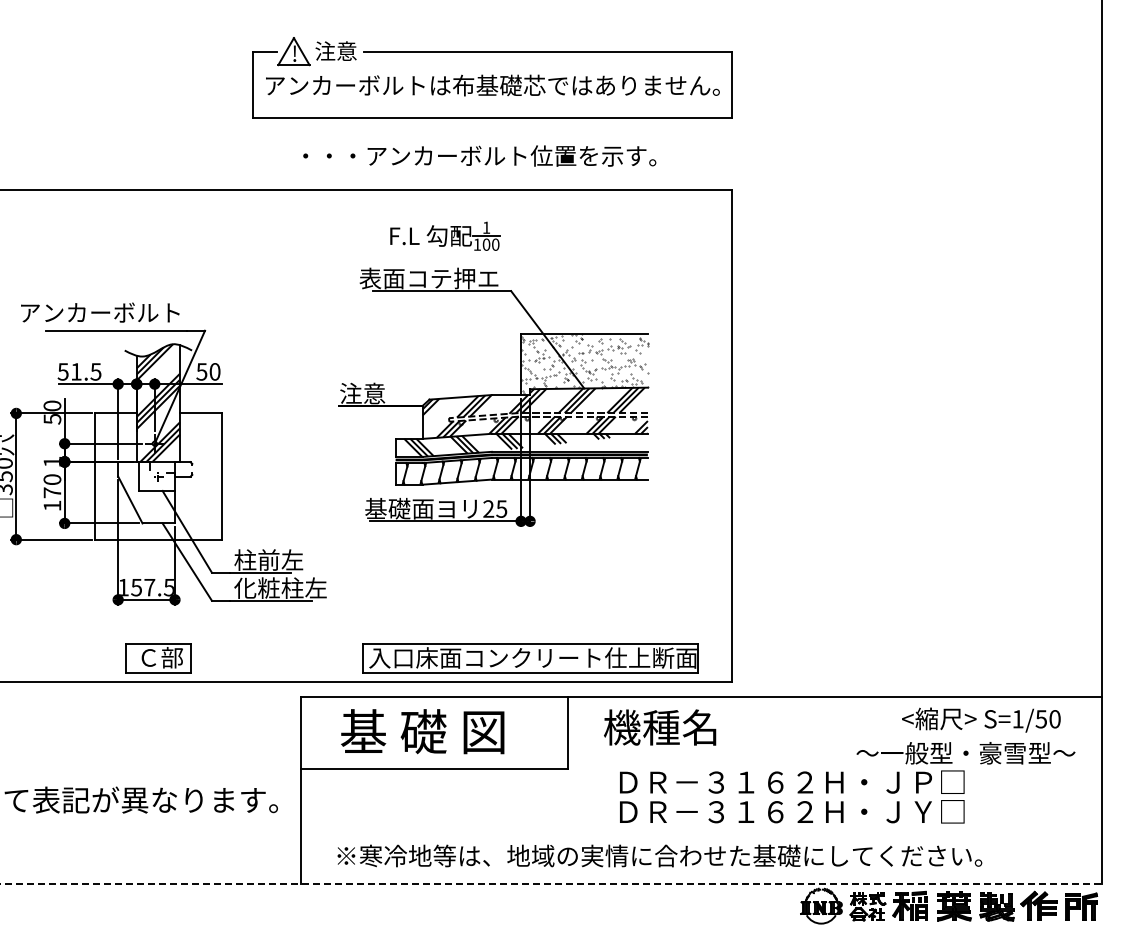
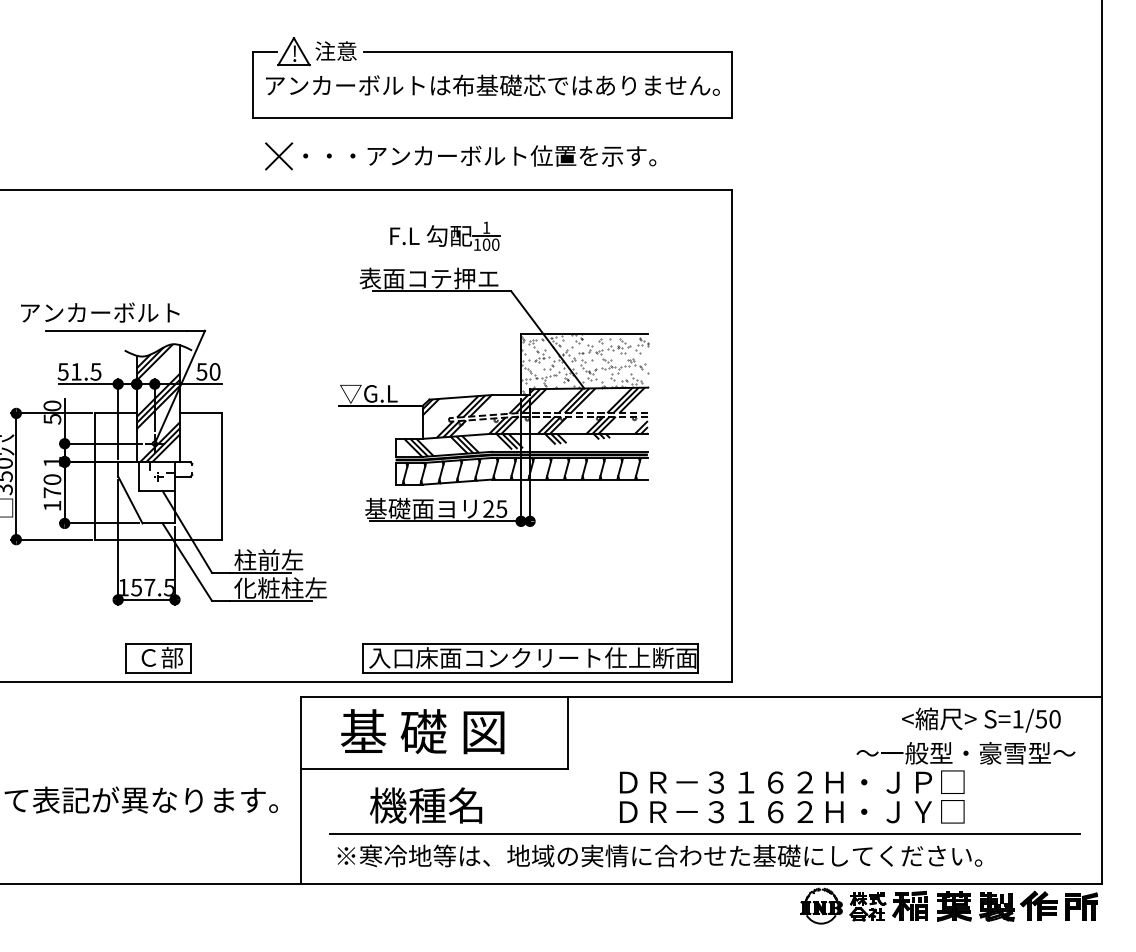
part: none -> present (279, 156)
text: 注意 -> ▽G.L (368, 393)
text position: (660, 727) -> (426, 805) (426, 805)
line: none -> present (705, 834)
line: dashed -> solid (551, 884)
